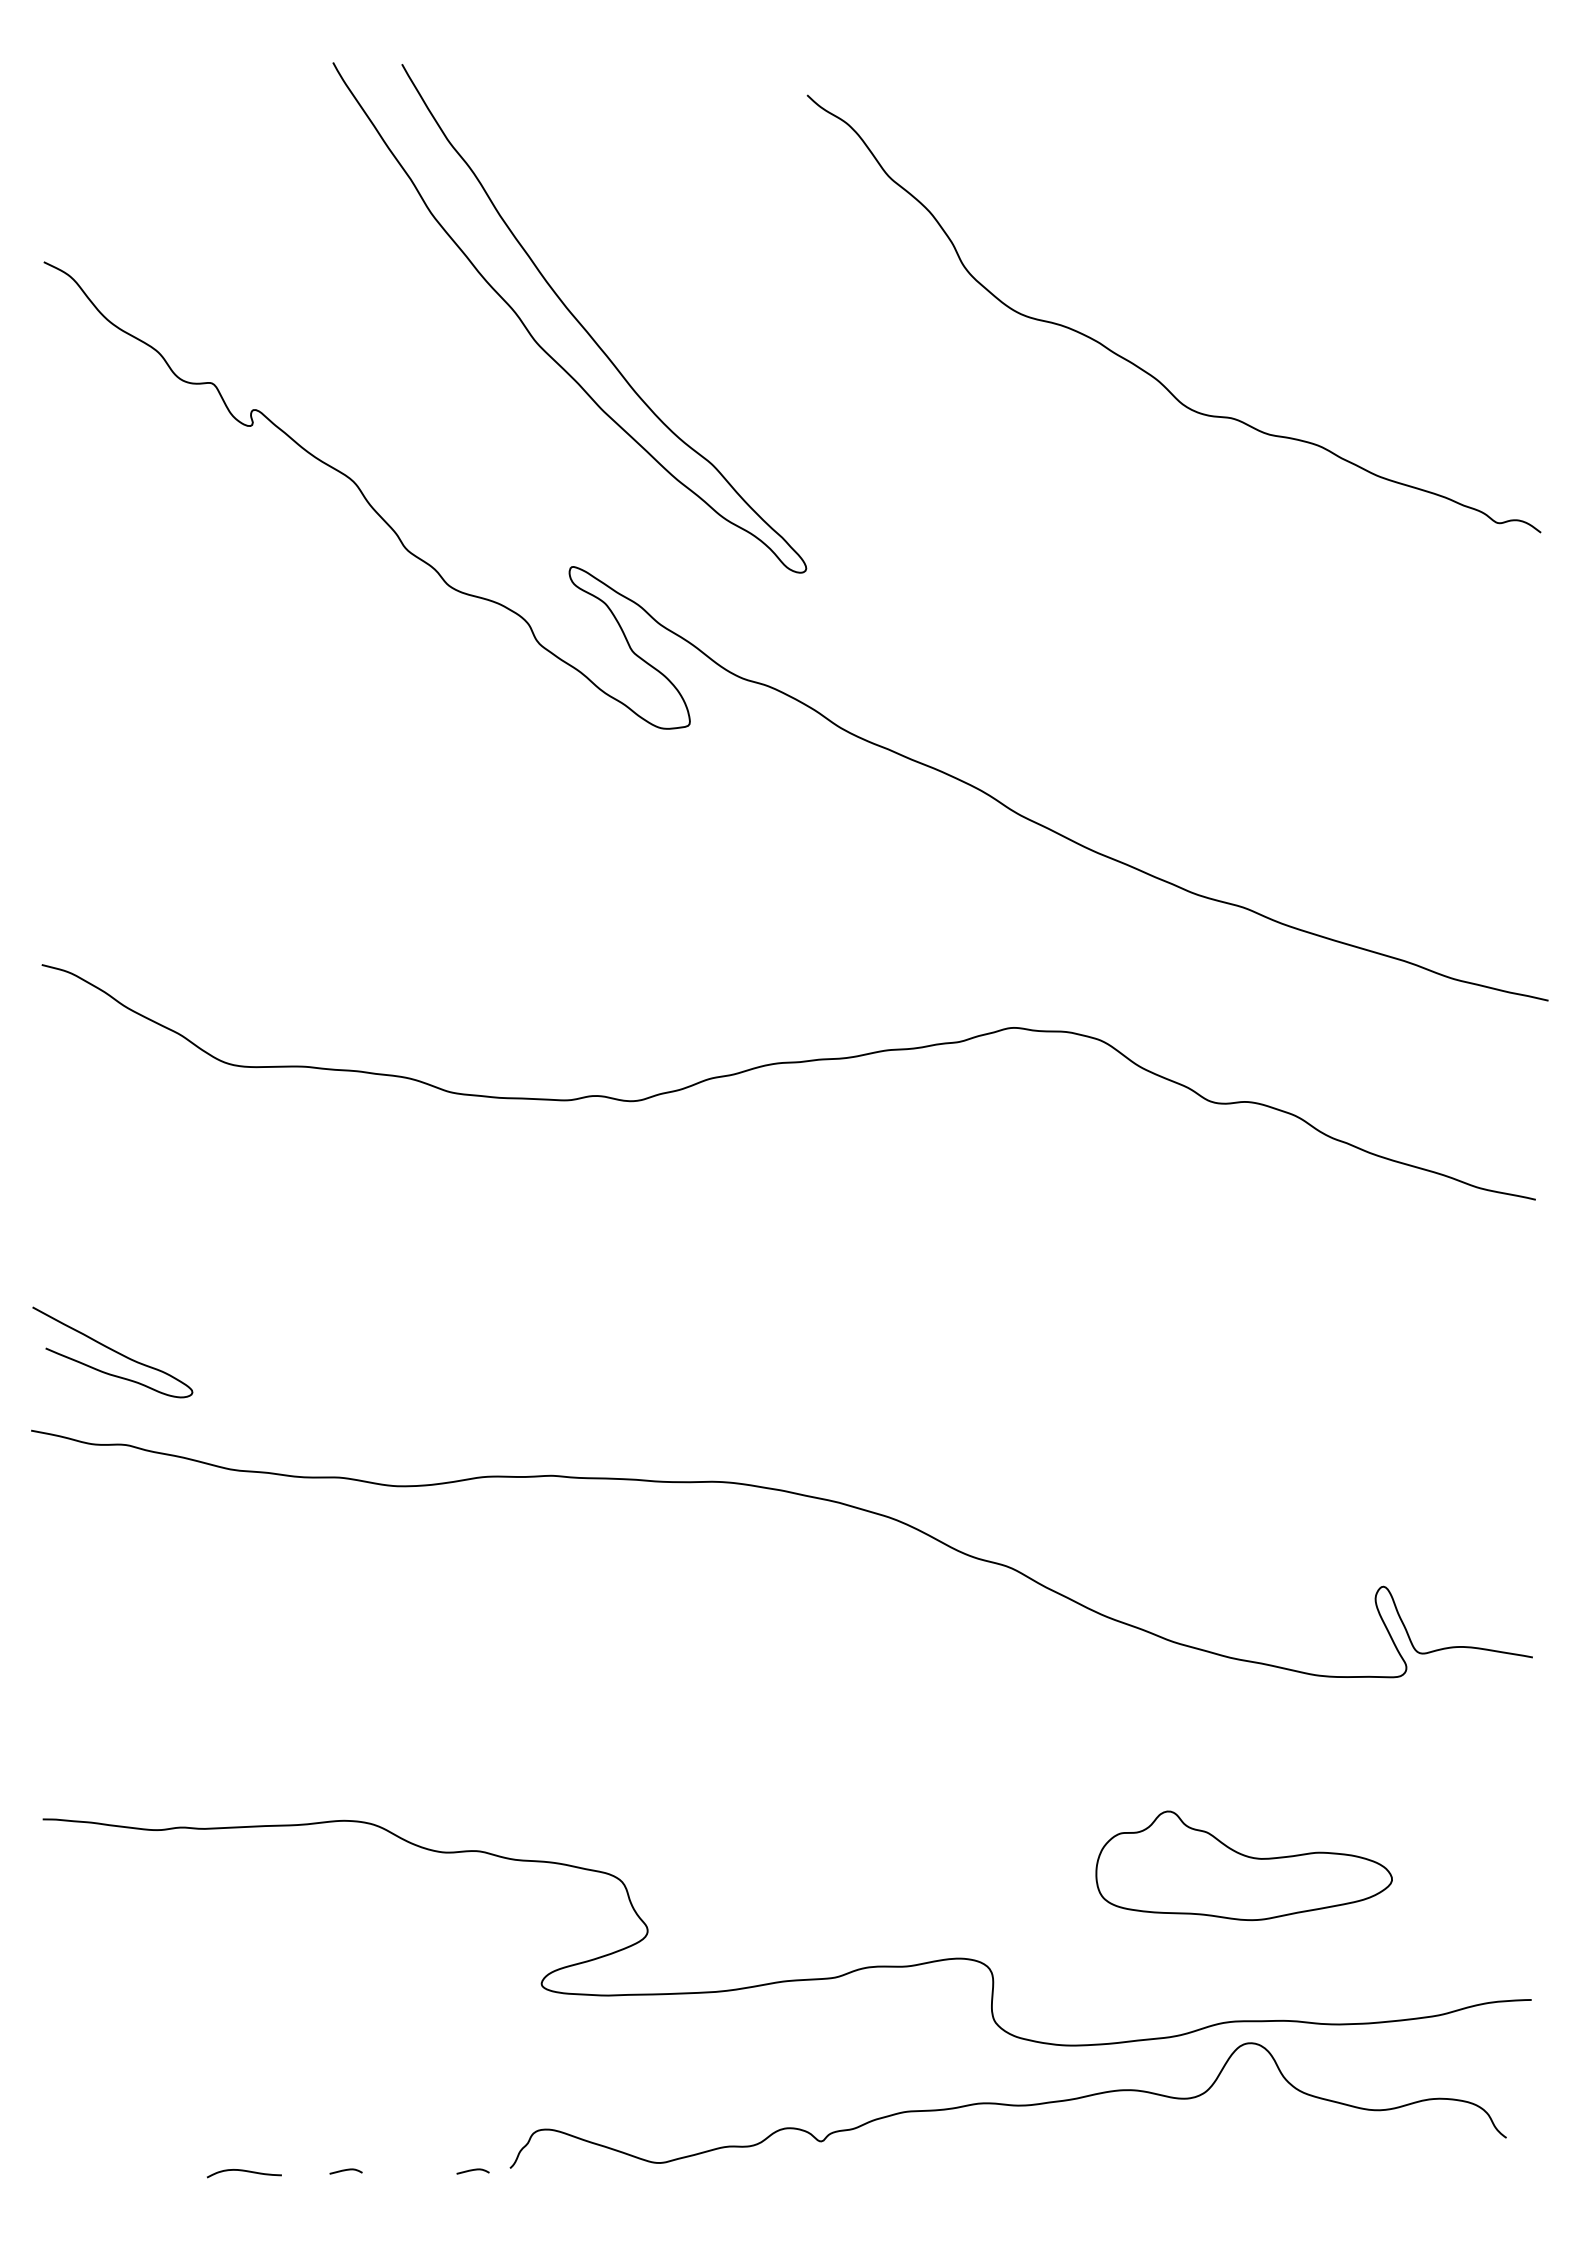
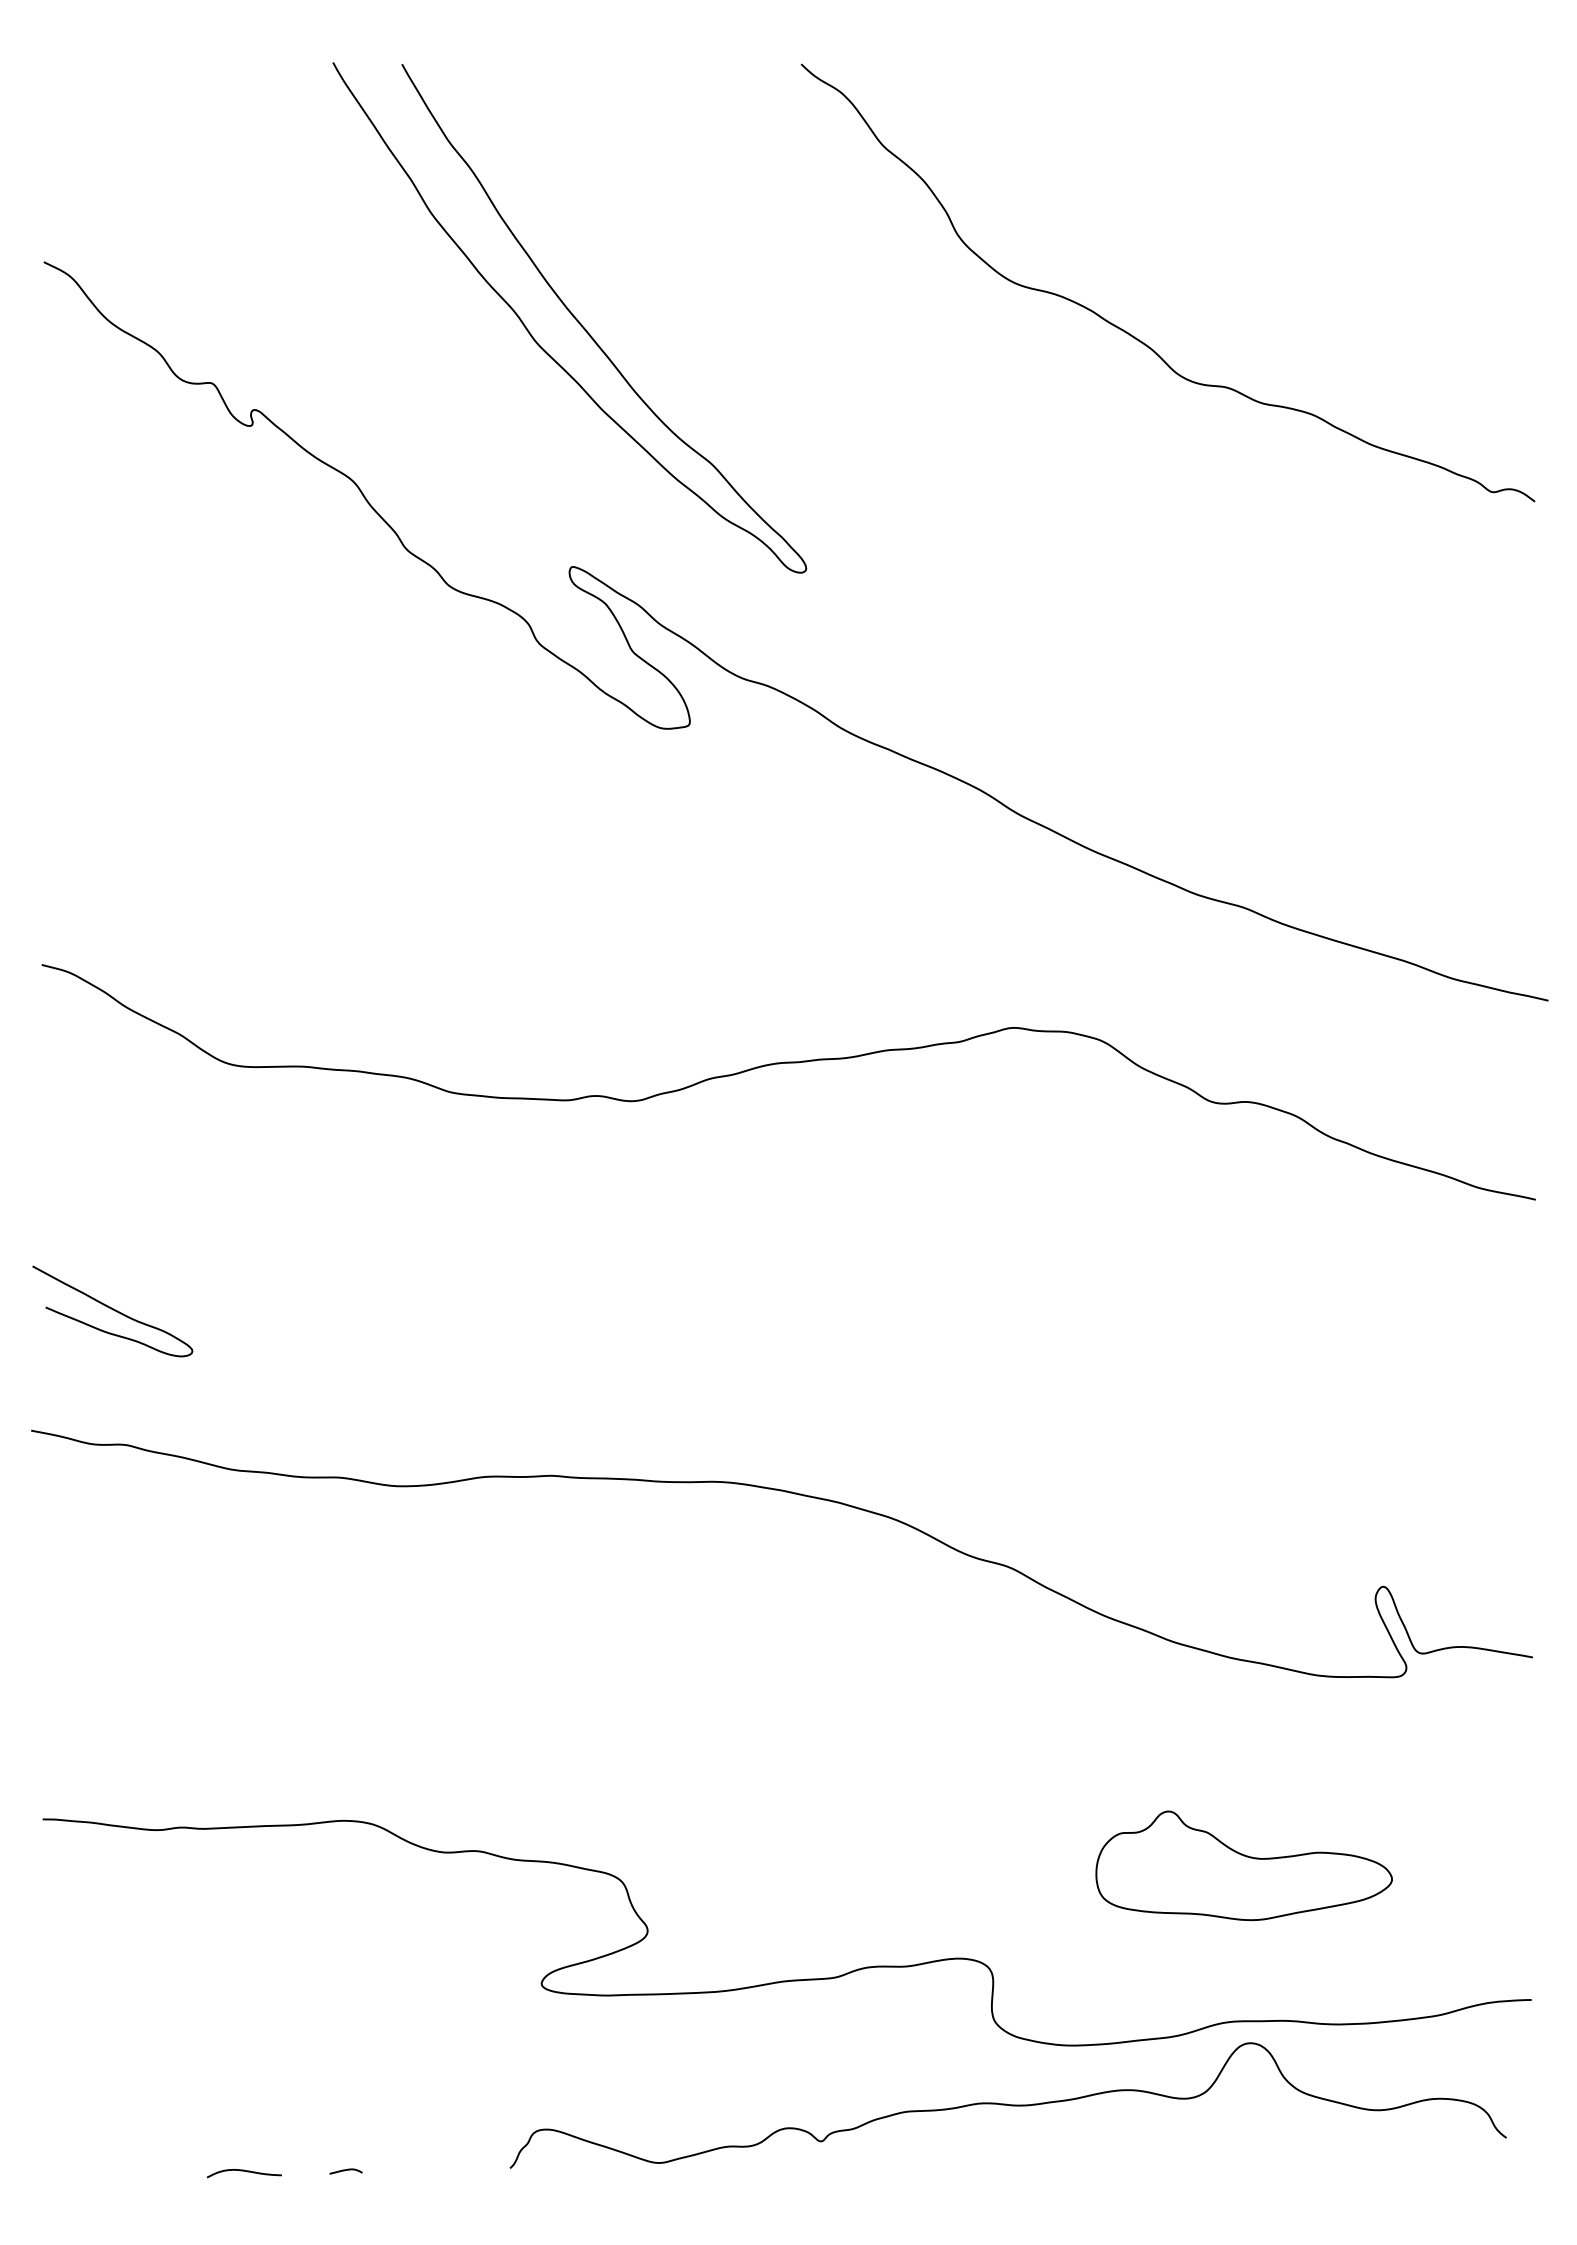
curve position: (1139, 366) -> (1133, 335) (1133, 335)
curve position: (113, 1351) -> (113, 1310) (113, 1310)
curve: present -> none (472, 2170)
